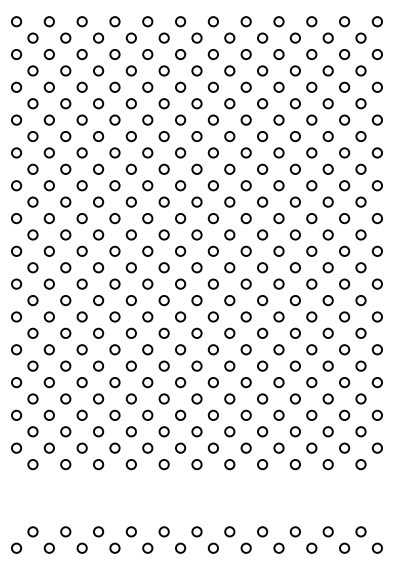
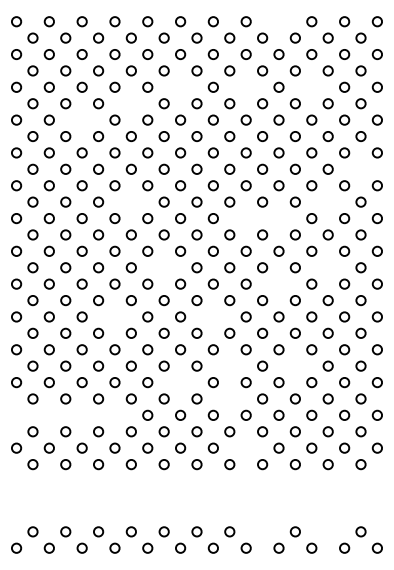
circle: present -> none (278, 21)
circle: present -> none (180, 86)
circle: present -> none (245, 86)
circle: present -> none (311, 86)
circle: present -> none (130, 103)
circle: present -> none (81, 119)
circle: present -> none (360, 168)
circle: present -> none (130, 201)
circle: present -> none (327, 201)
circle: present -> none (245, 218)
circle: present -> none (278, 218)
circle: present -> none (163, 267)
circle: present -> none (327, 267)
circle: present -> none (278, 283)
circle: present -> none (114, 316)
circle: present -> none (212, 316)
circle: present -> none (229, 365)
circle: present -> none (294, 365)
circle: present -> none (180, 382)
circle: present -> none (229, 398)
circle: present -> none (16, 414)
circle: present -> none (48, 414)
circle: present -> none (81, 414)
circle: present -> none (114, 414)
circle: present -> none (245, 447)
circle: present -> none (262, 531)
circle: present -> none (327, 531)
